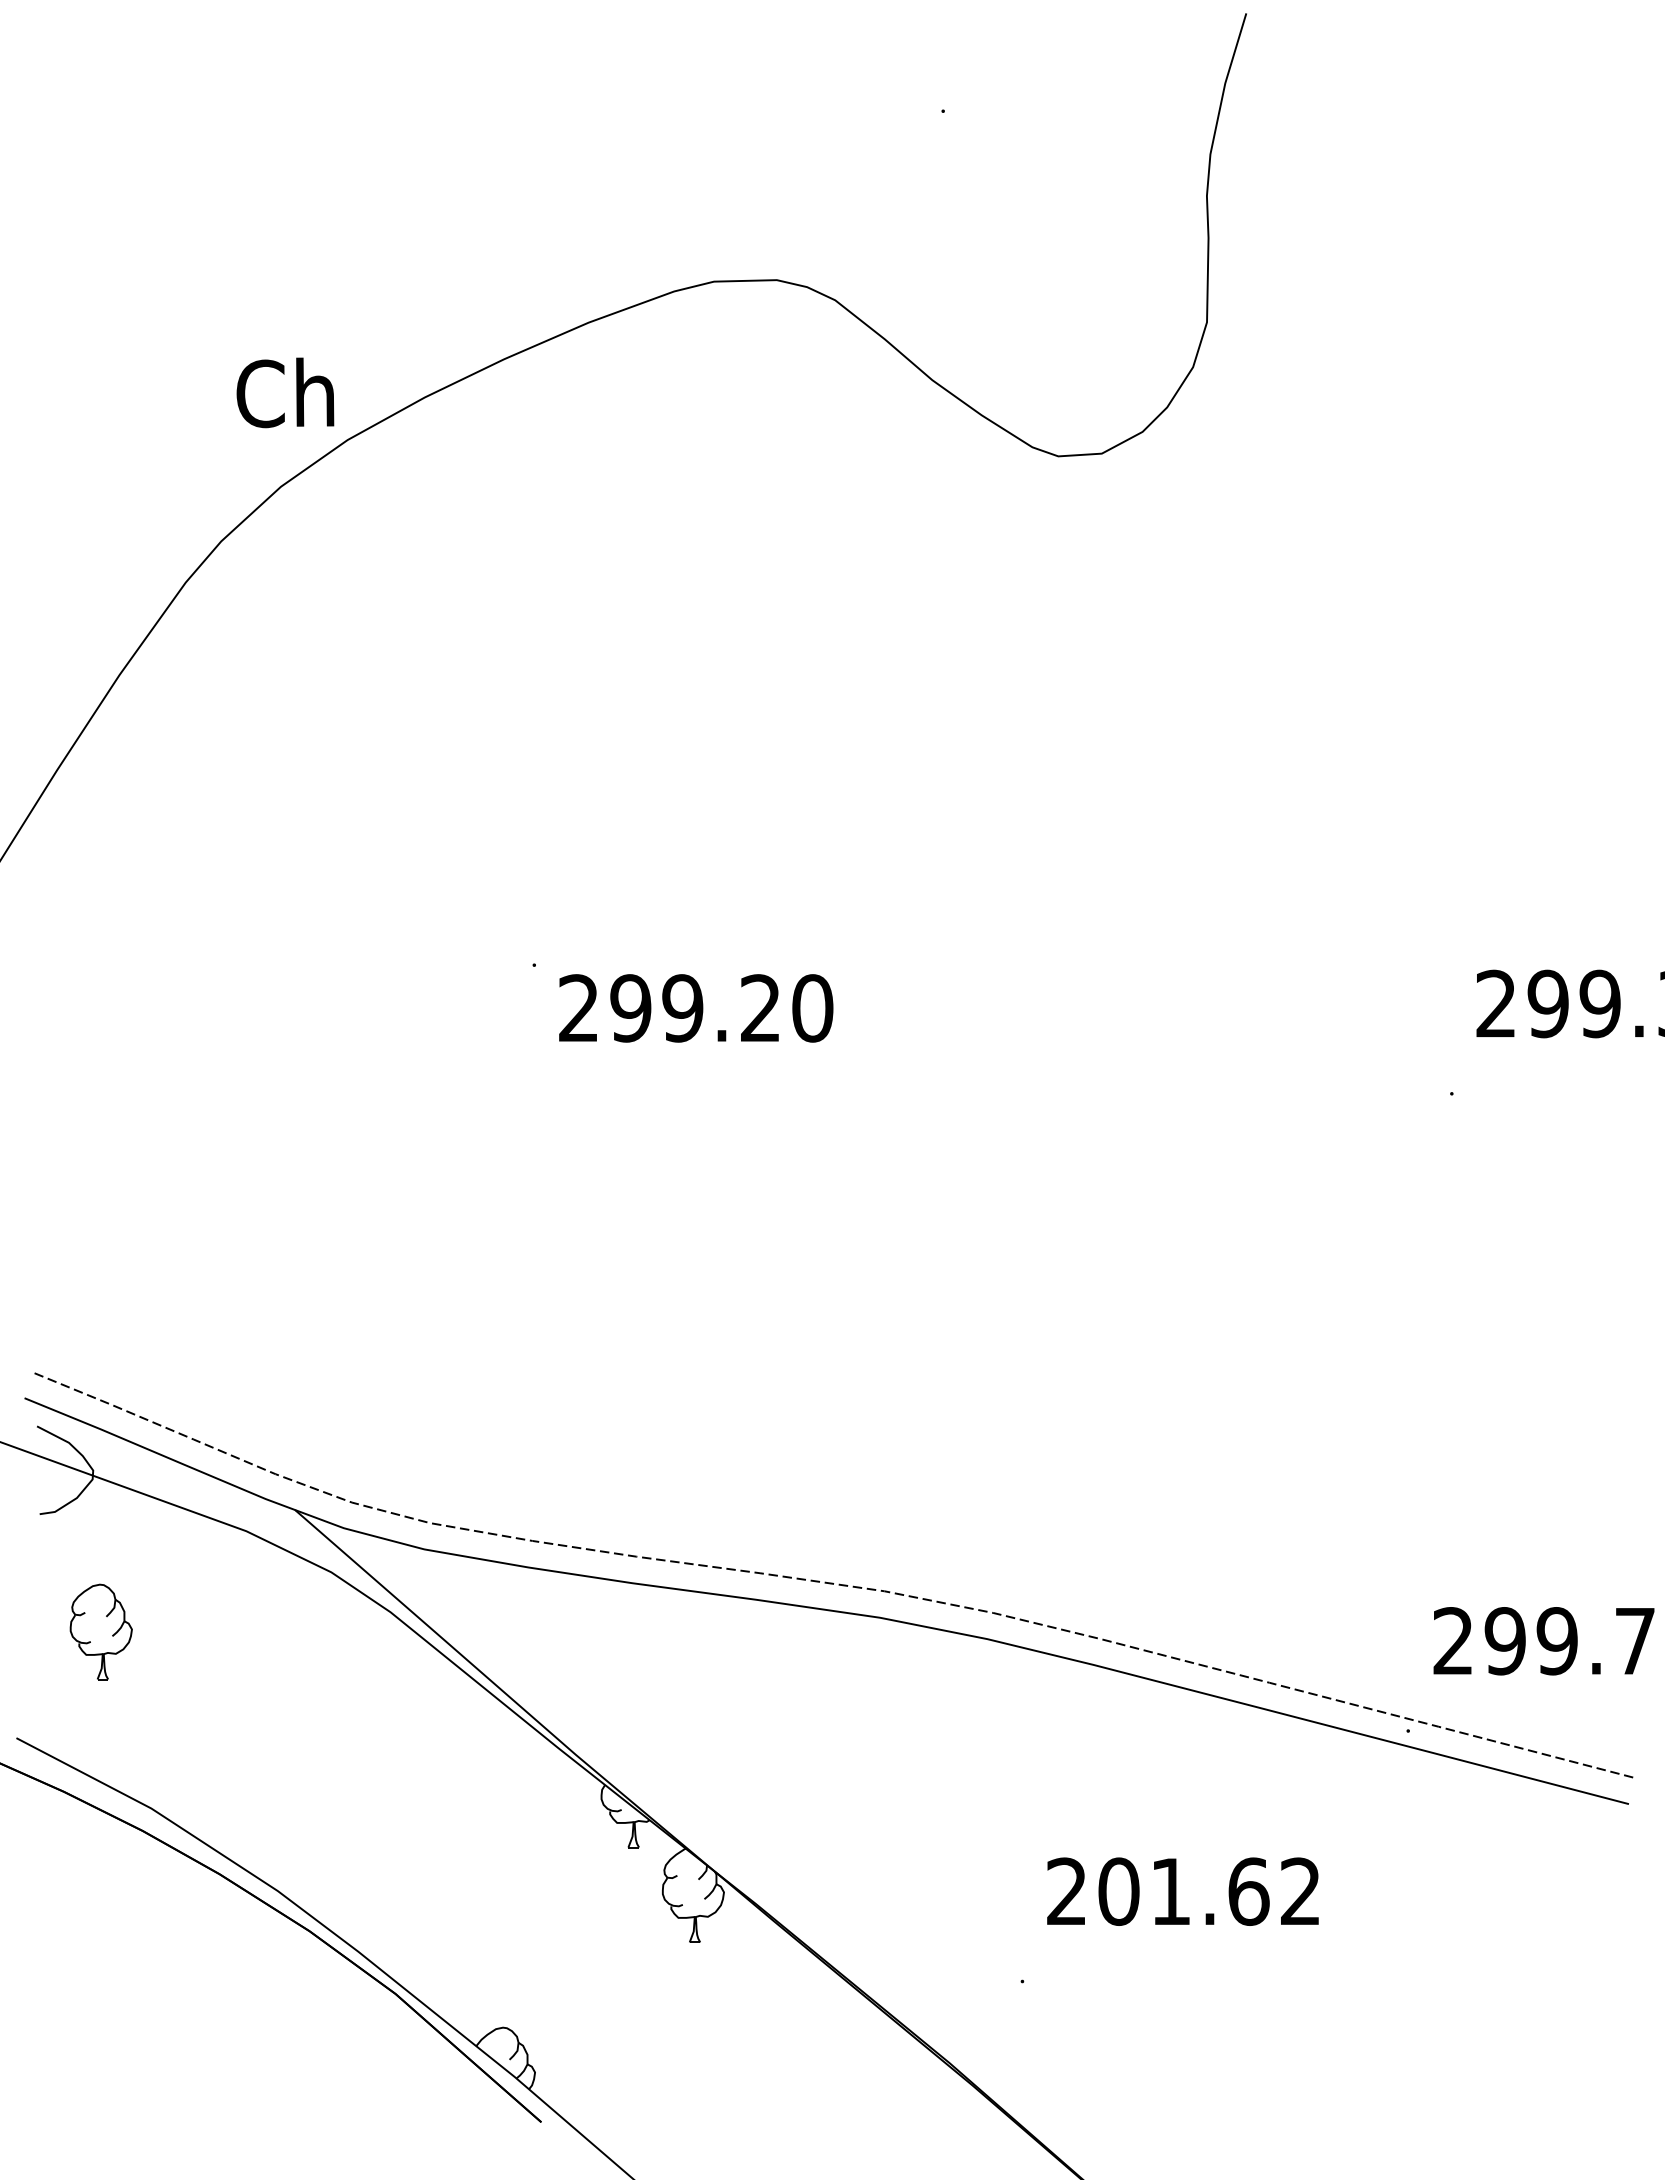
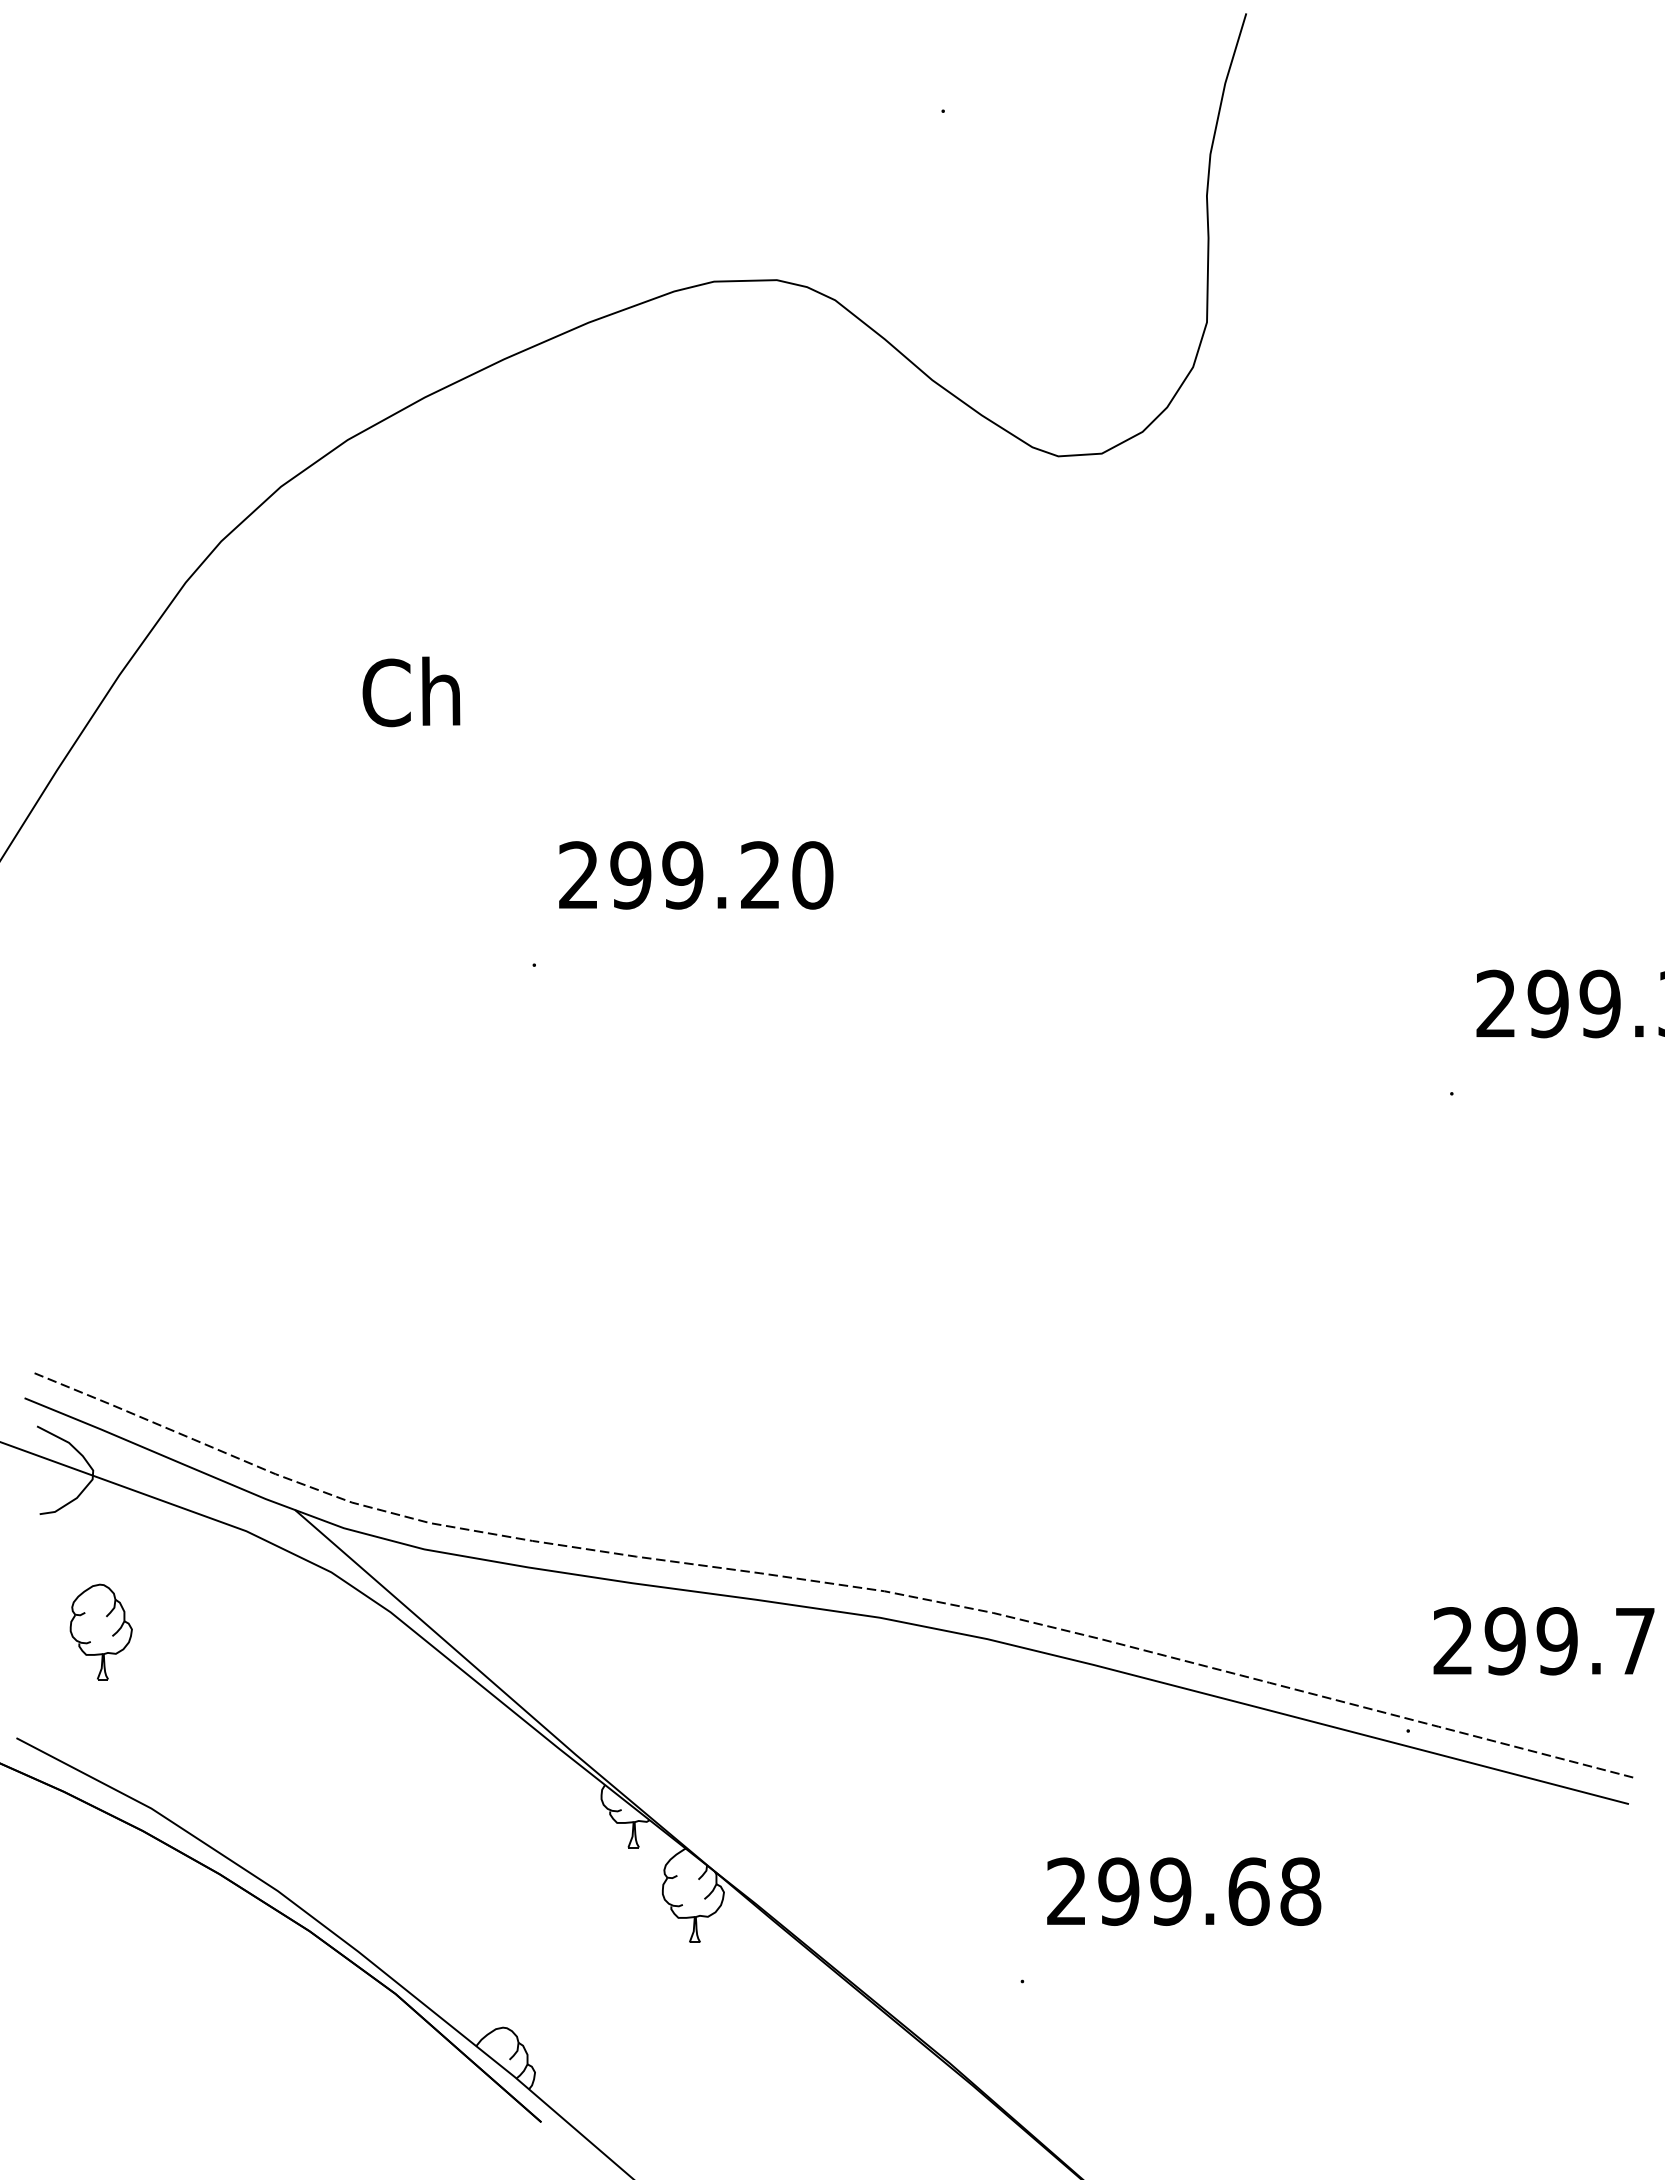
text position: (285, 392) -> (411, 691) (411, 691)
text position: (696, 1008) -> (696, 875) (696, 875)
text: 201.62 -> 299.68 (1209, 1891)
